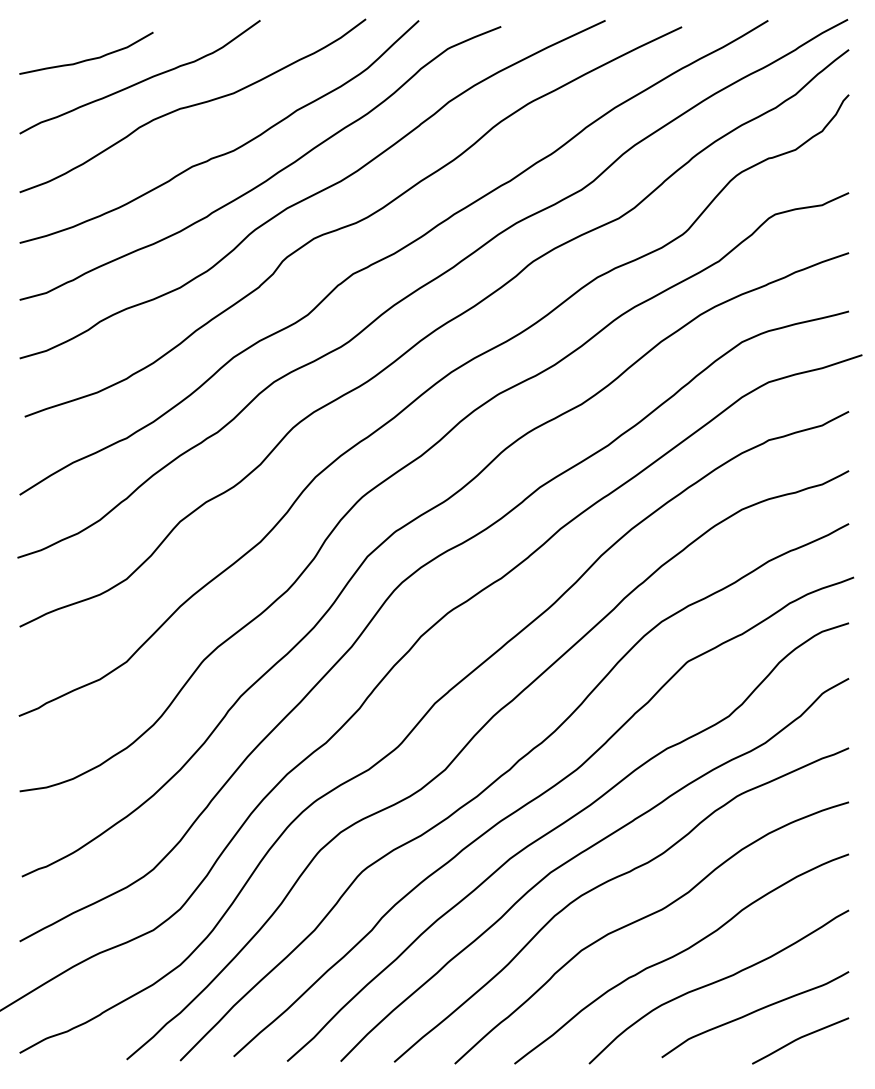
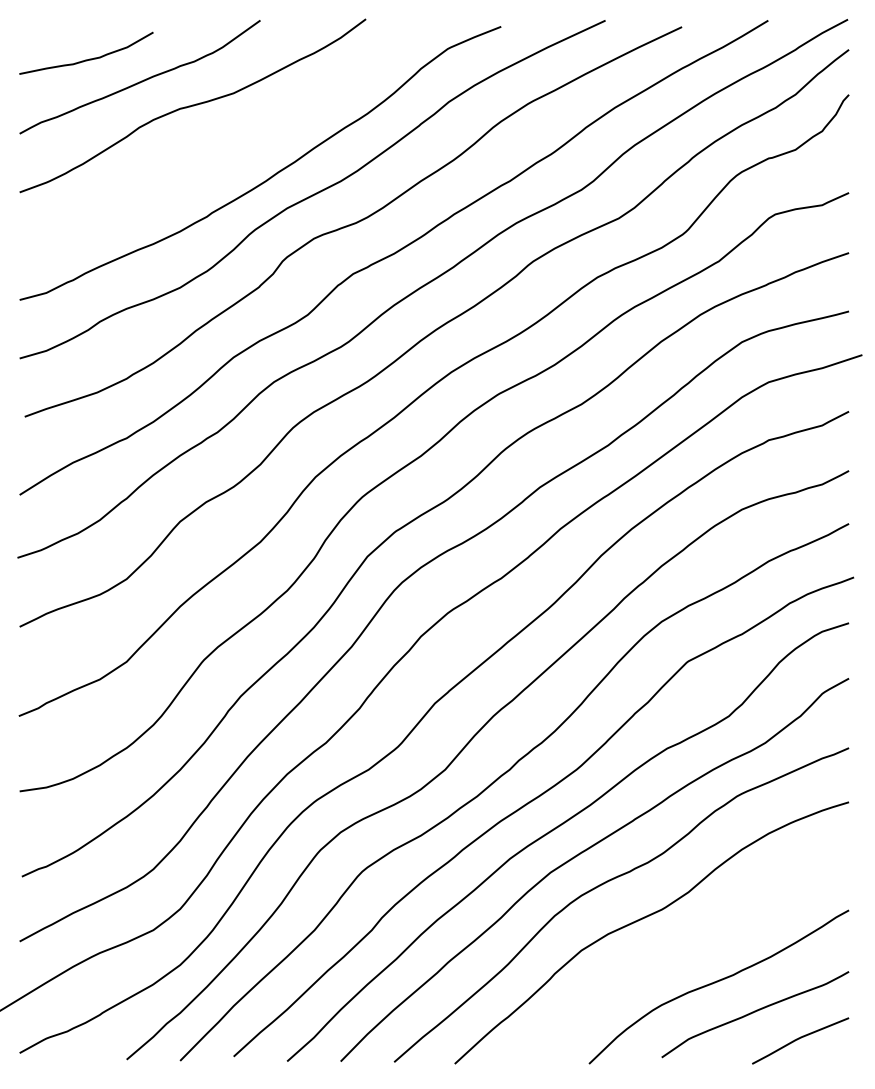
curve: present -> none (228, 151)
curve: present -> none (679, 954)
